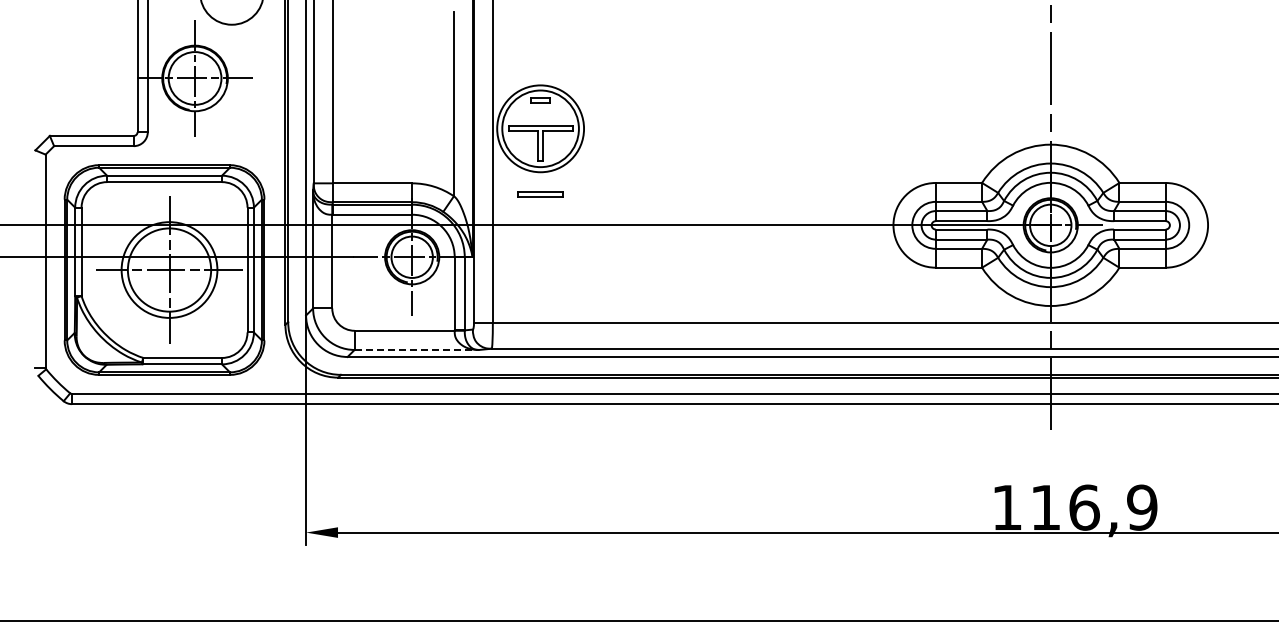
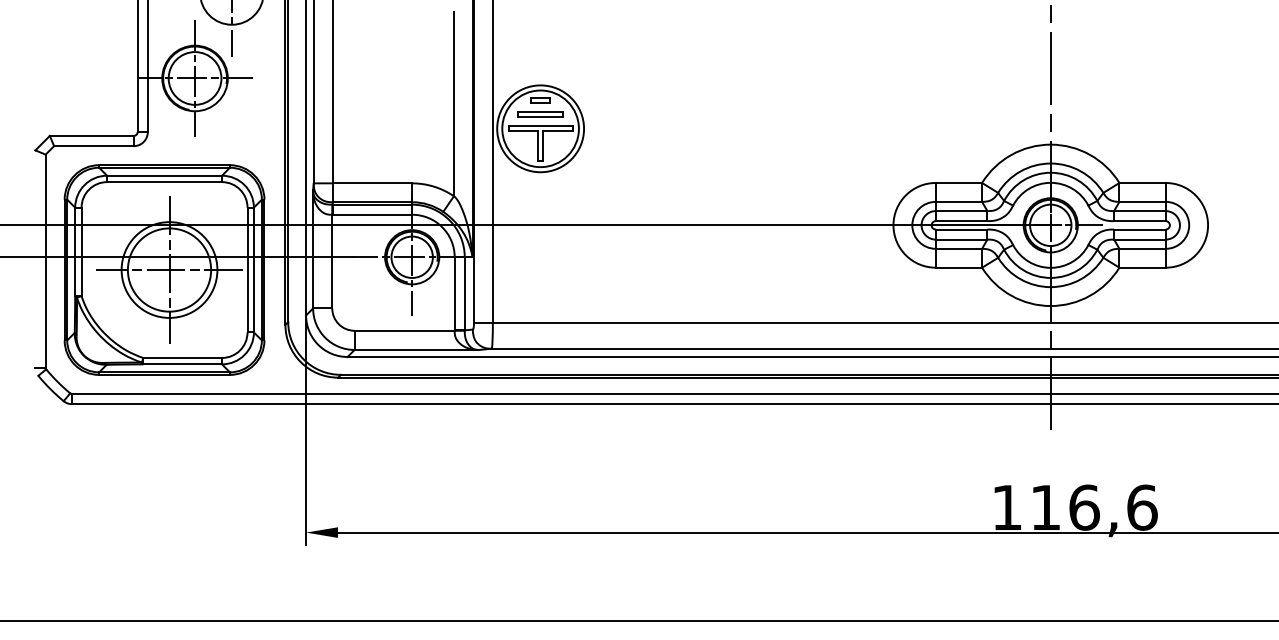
line: none -> present (231, 29)
part position: (540, 194) -> (540, 114) (540, 114)
line: dashed -> solid (417, 349)
text: 116,9 -> 116,6 (1142, 507)
